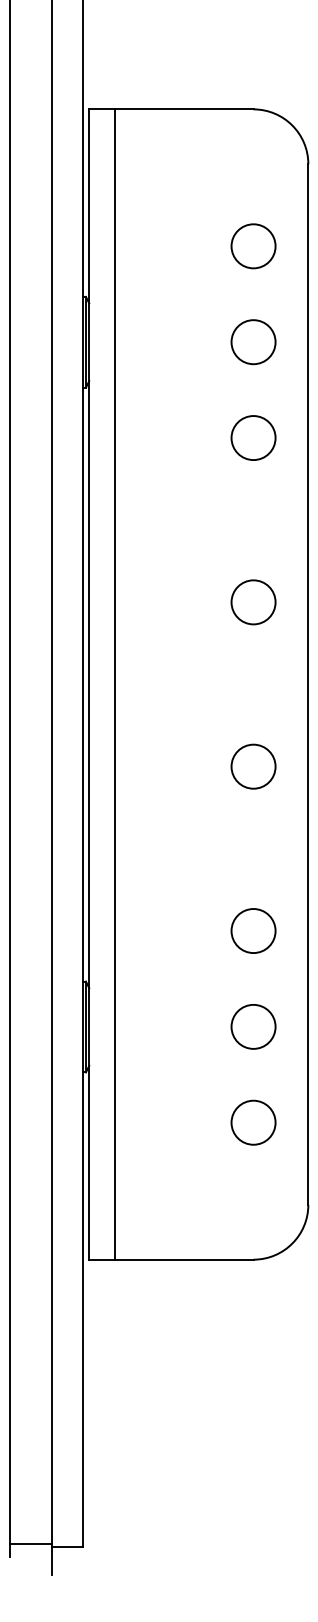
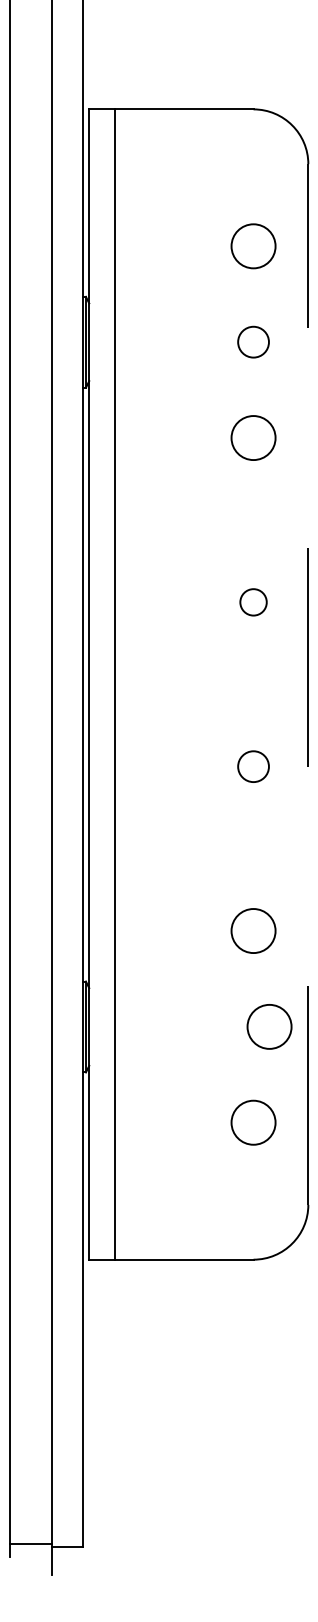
circle diameter: 44 px -> 31 px (253, 341)
circle diameter: 44 px -> 26 px (253, 602)
line: solid -> dashed (308, 684)
circle diameter: 44 px -> 31 px (253, 766)
circle position: (253, 1026) -> (269, 1026) (269, 1026)
